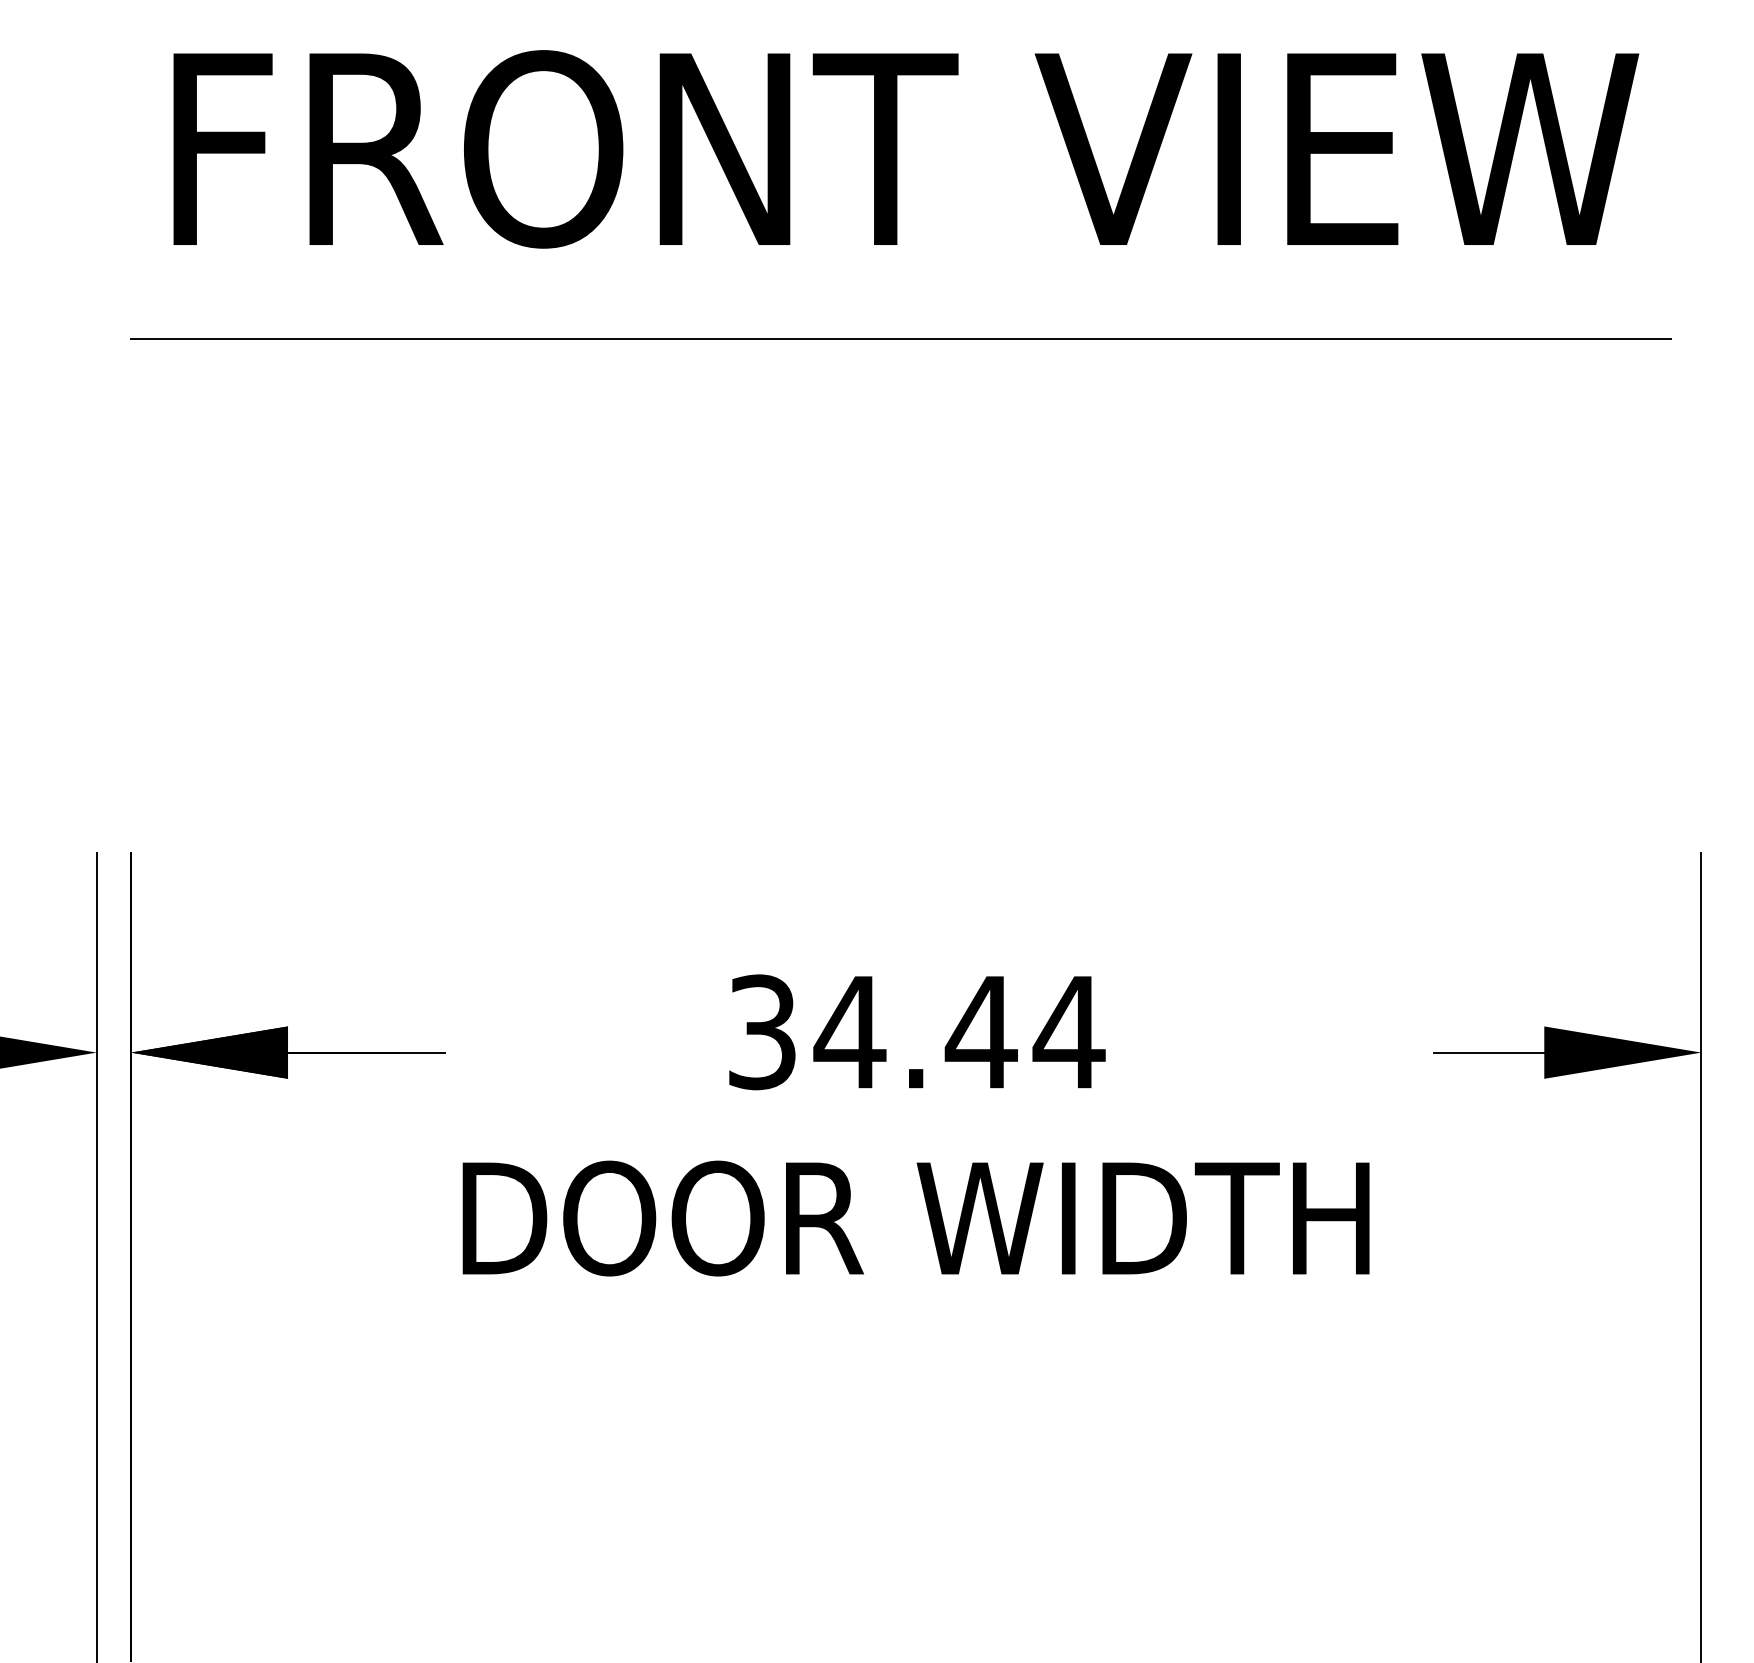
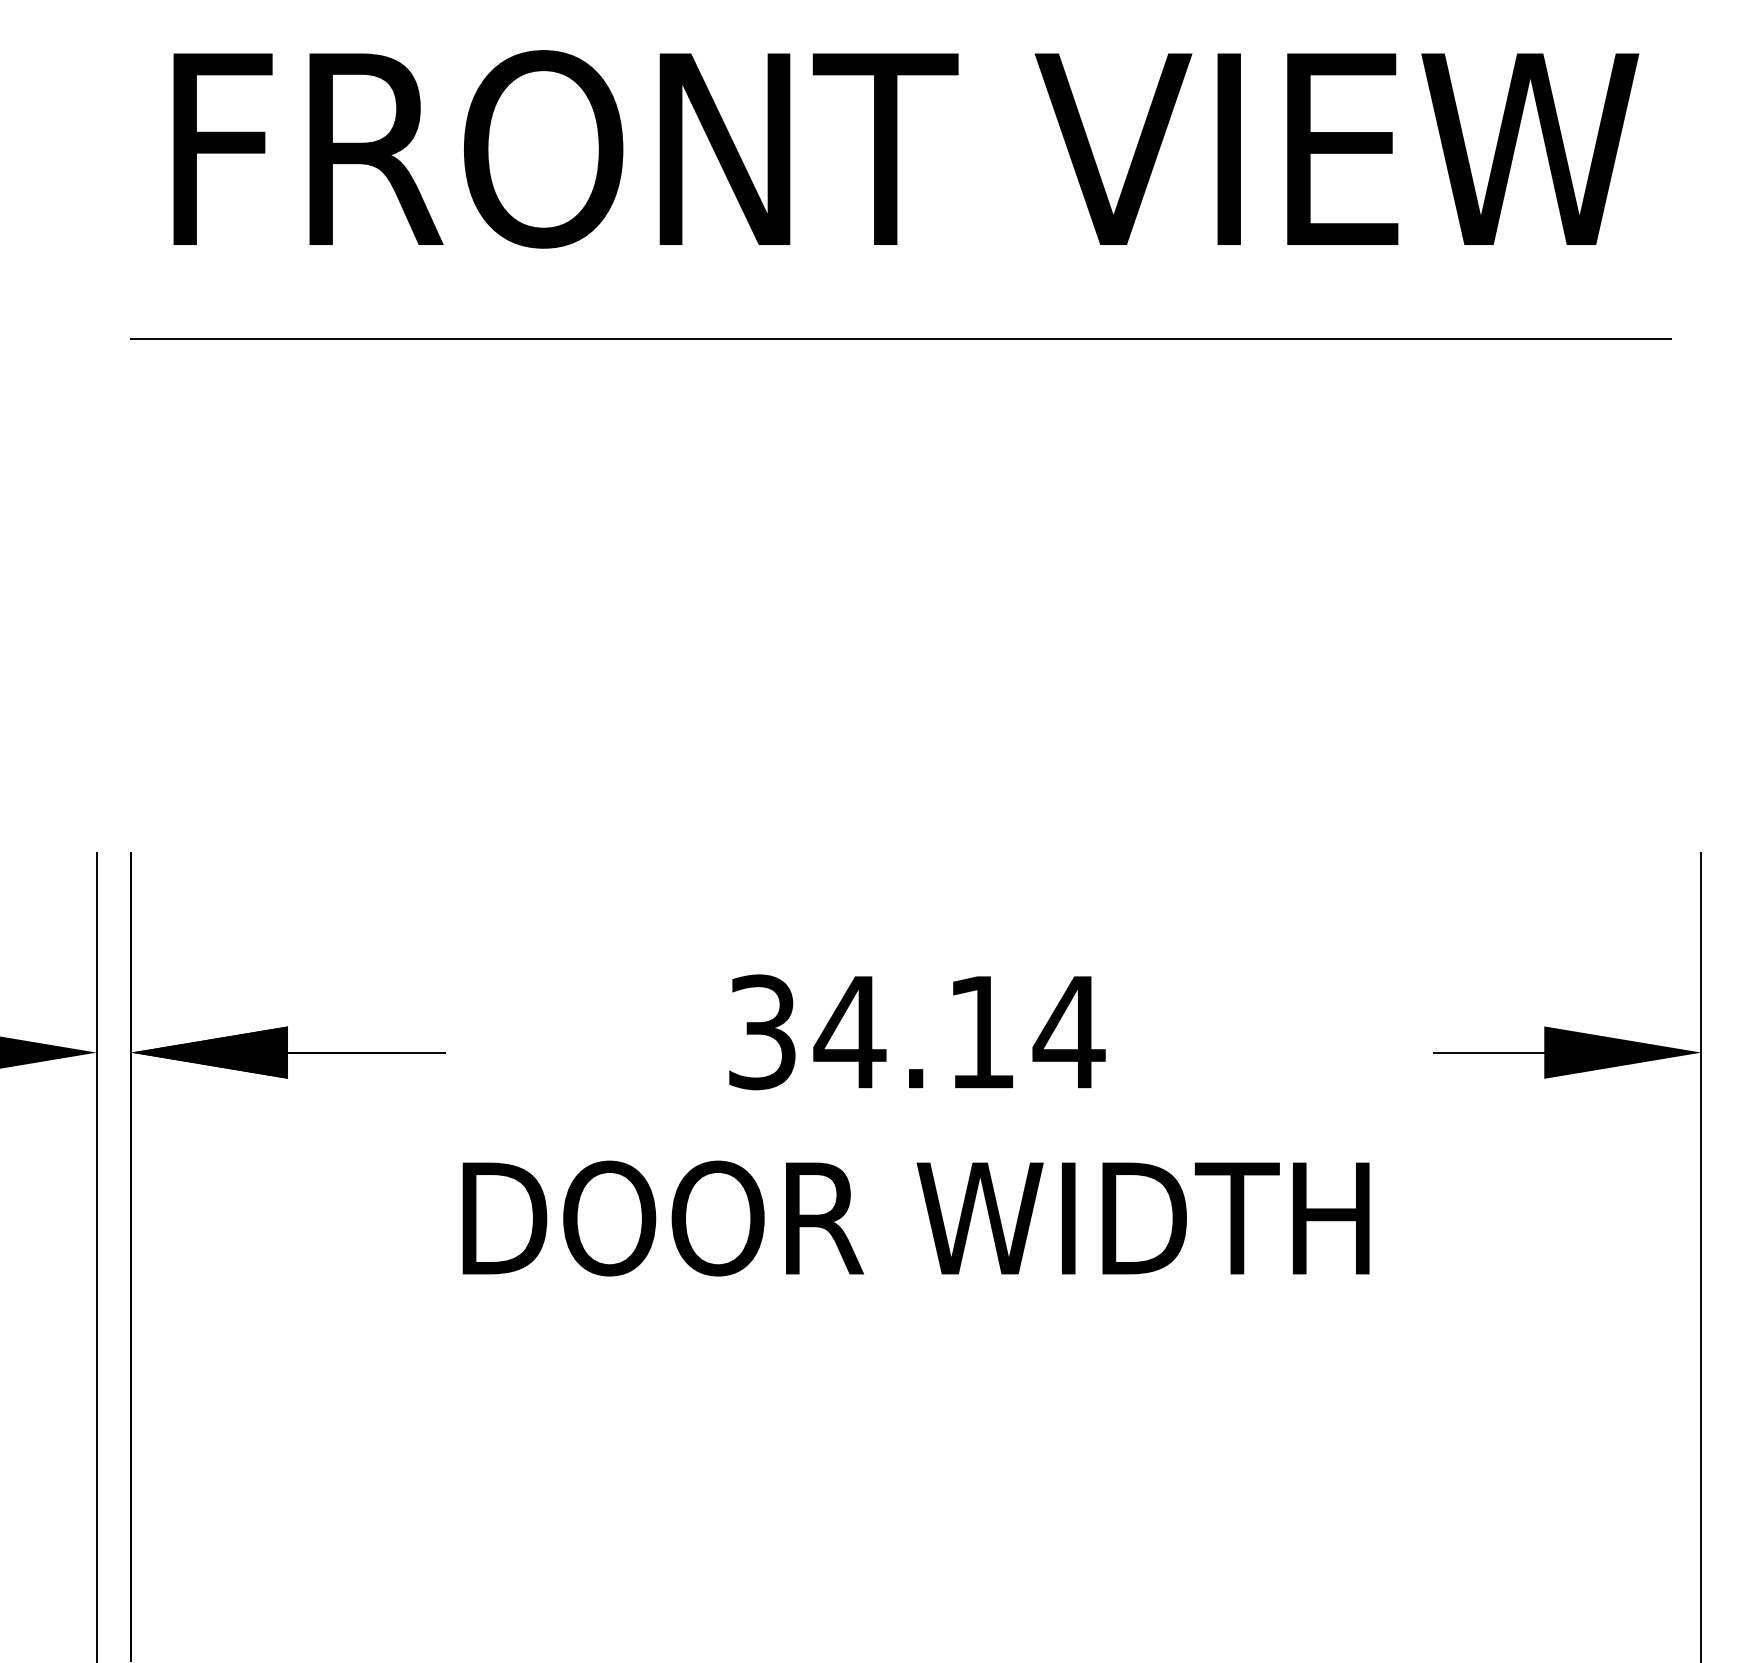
text: 34.44 -> 34.14 (980, 1032)
